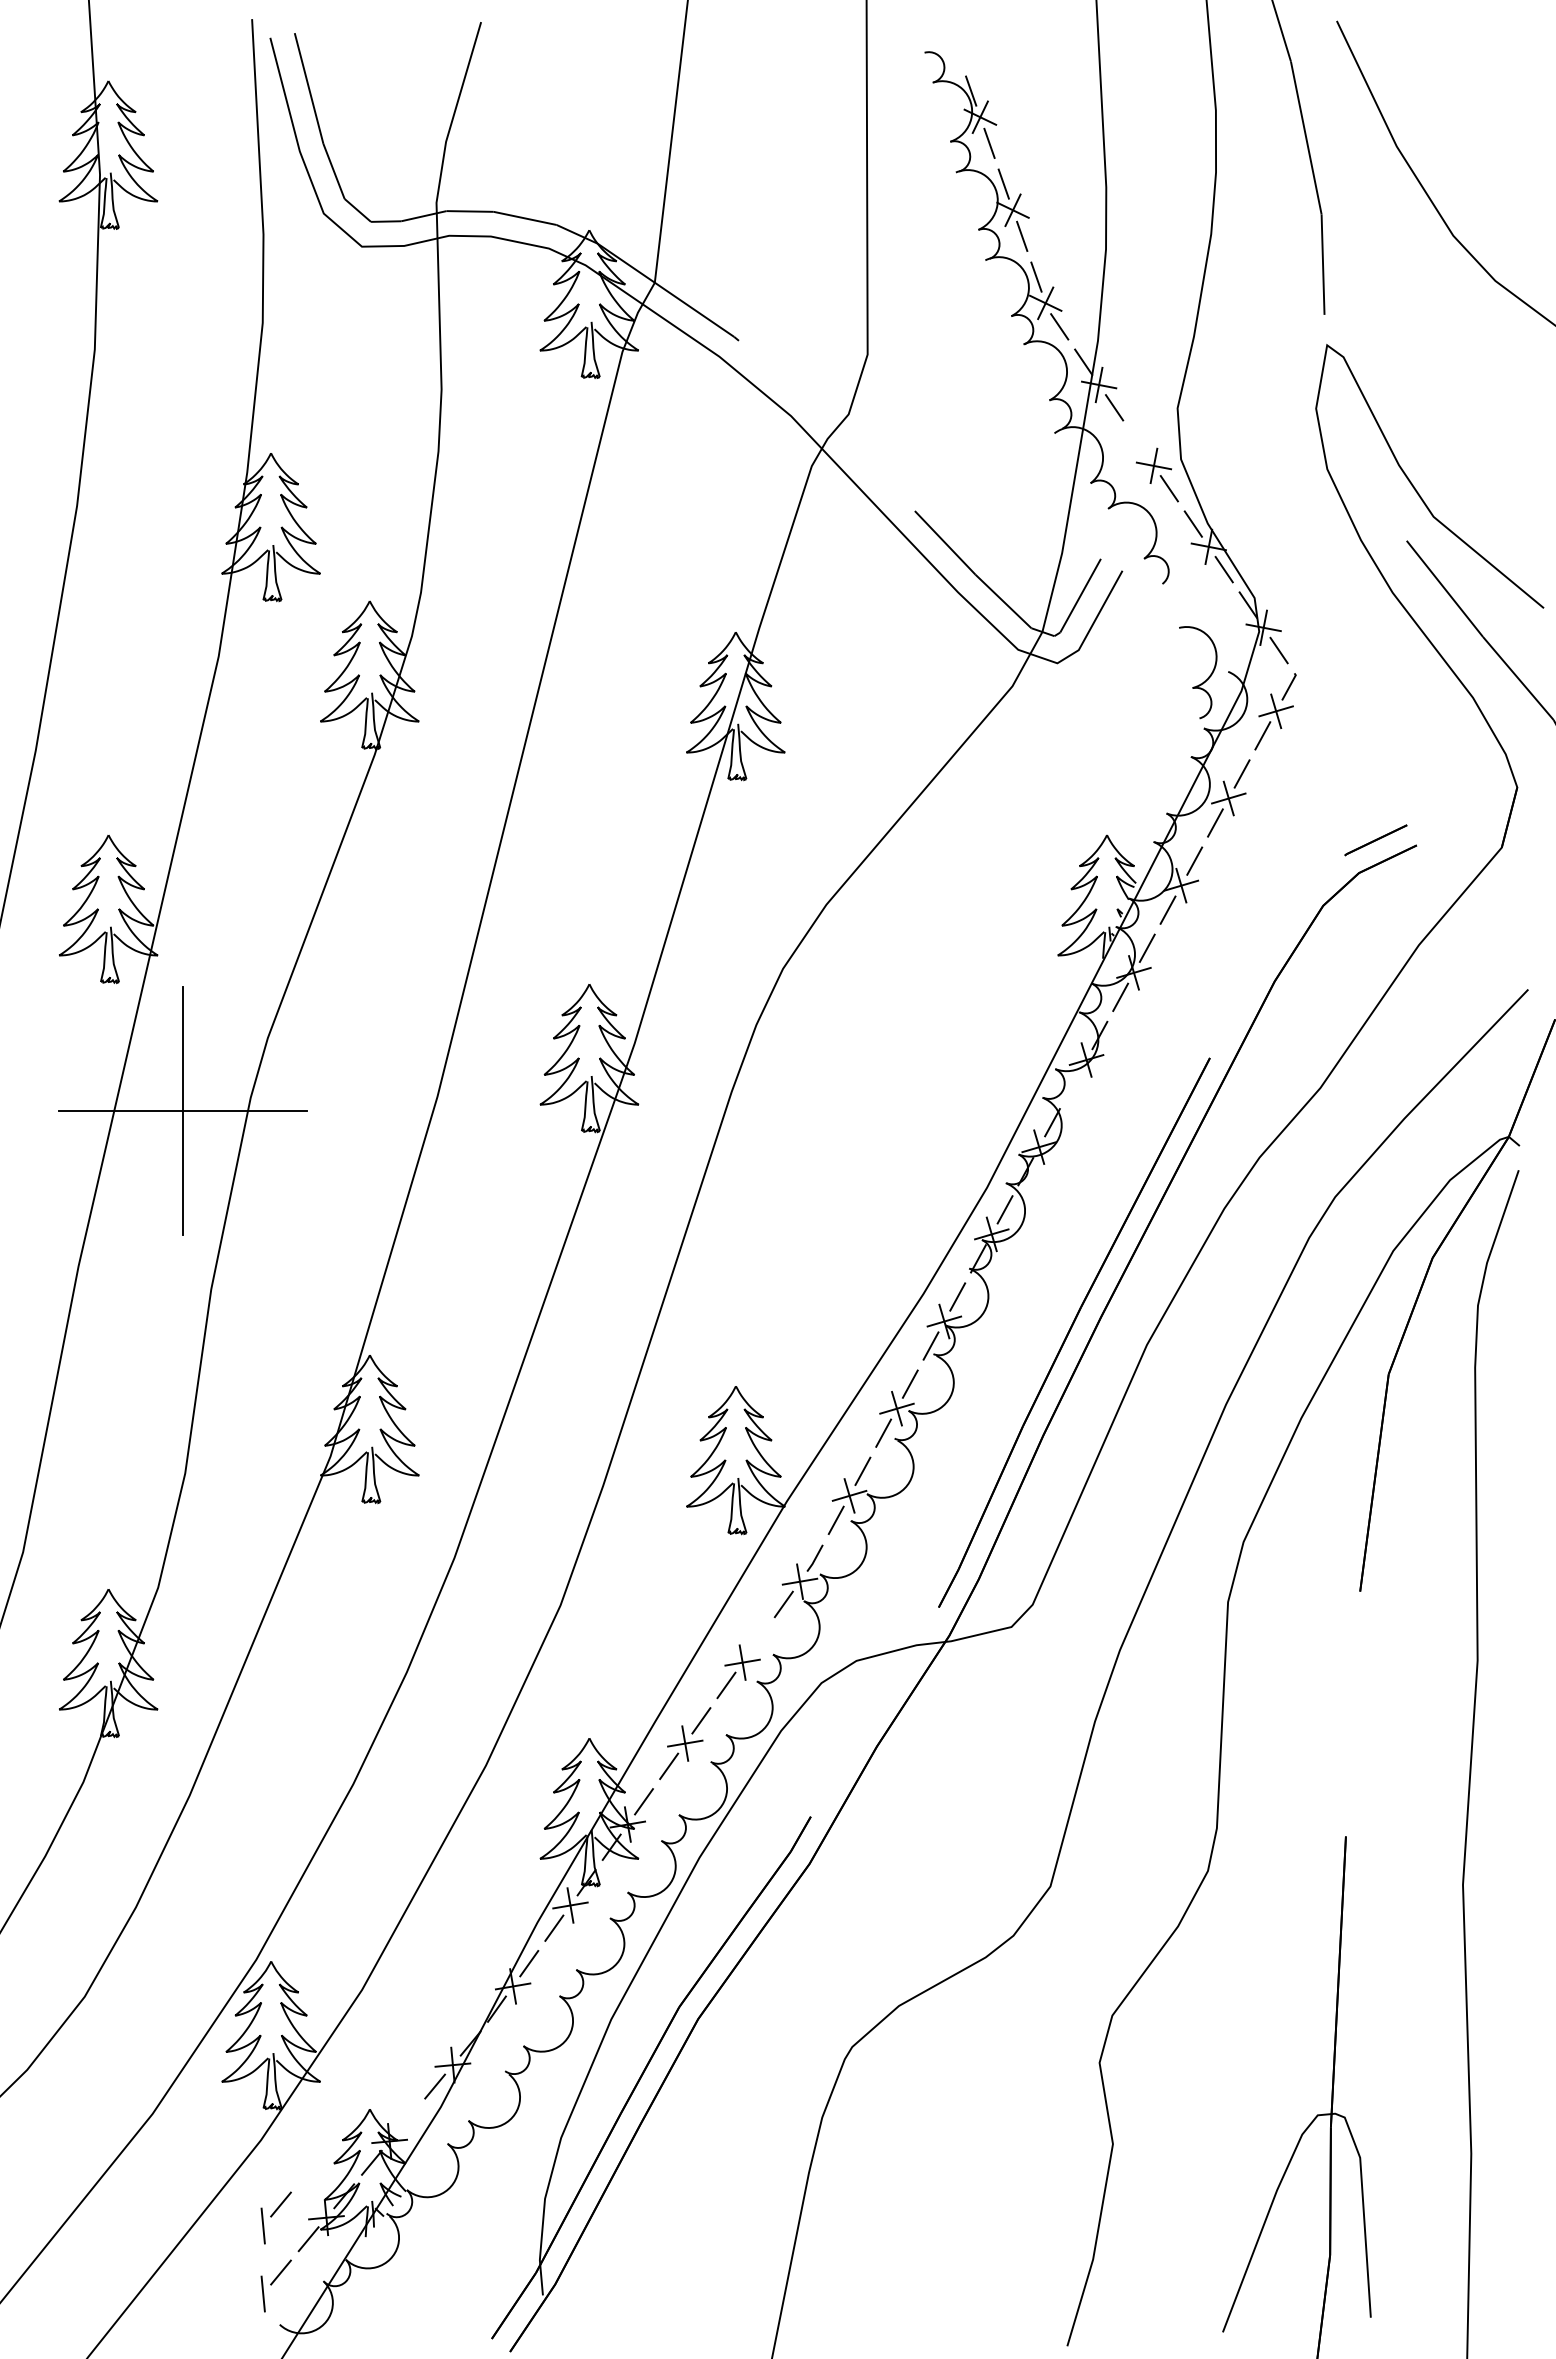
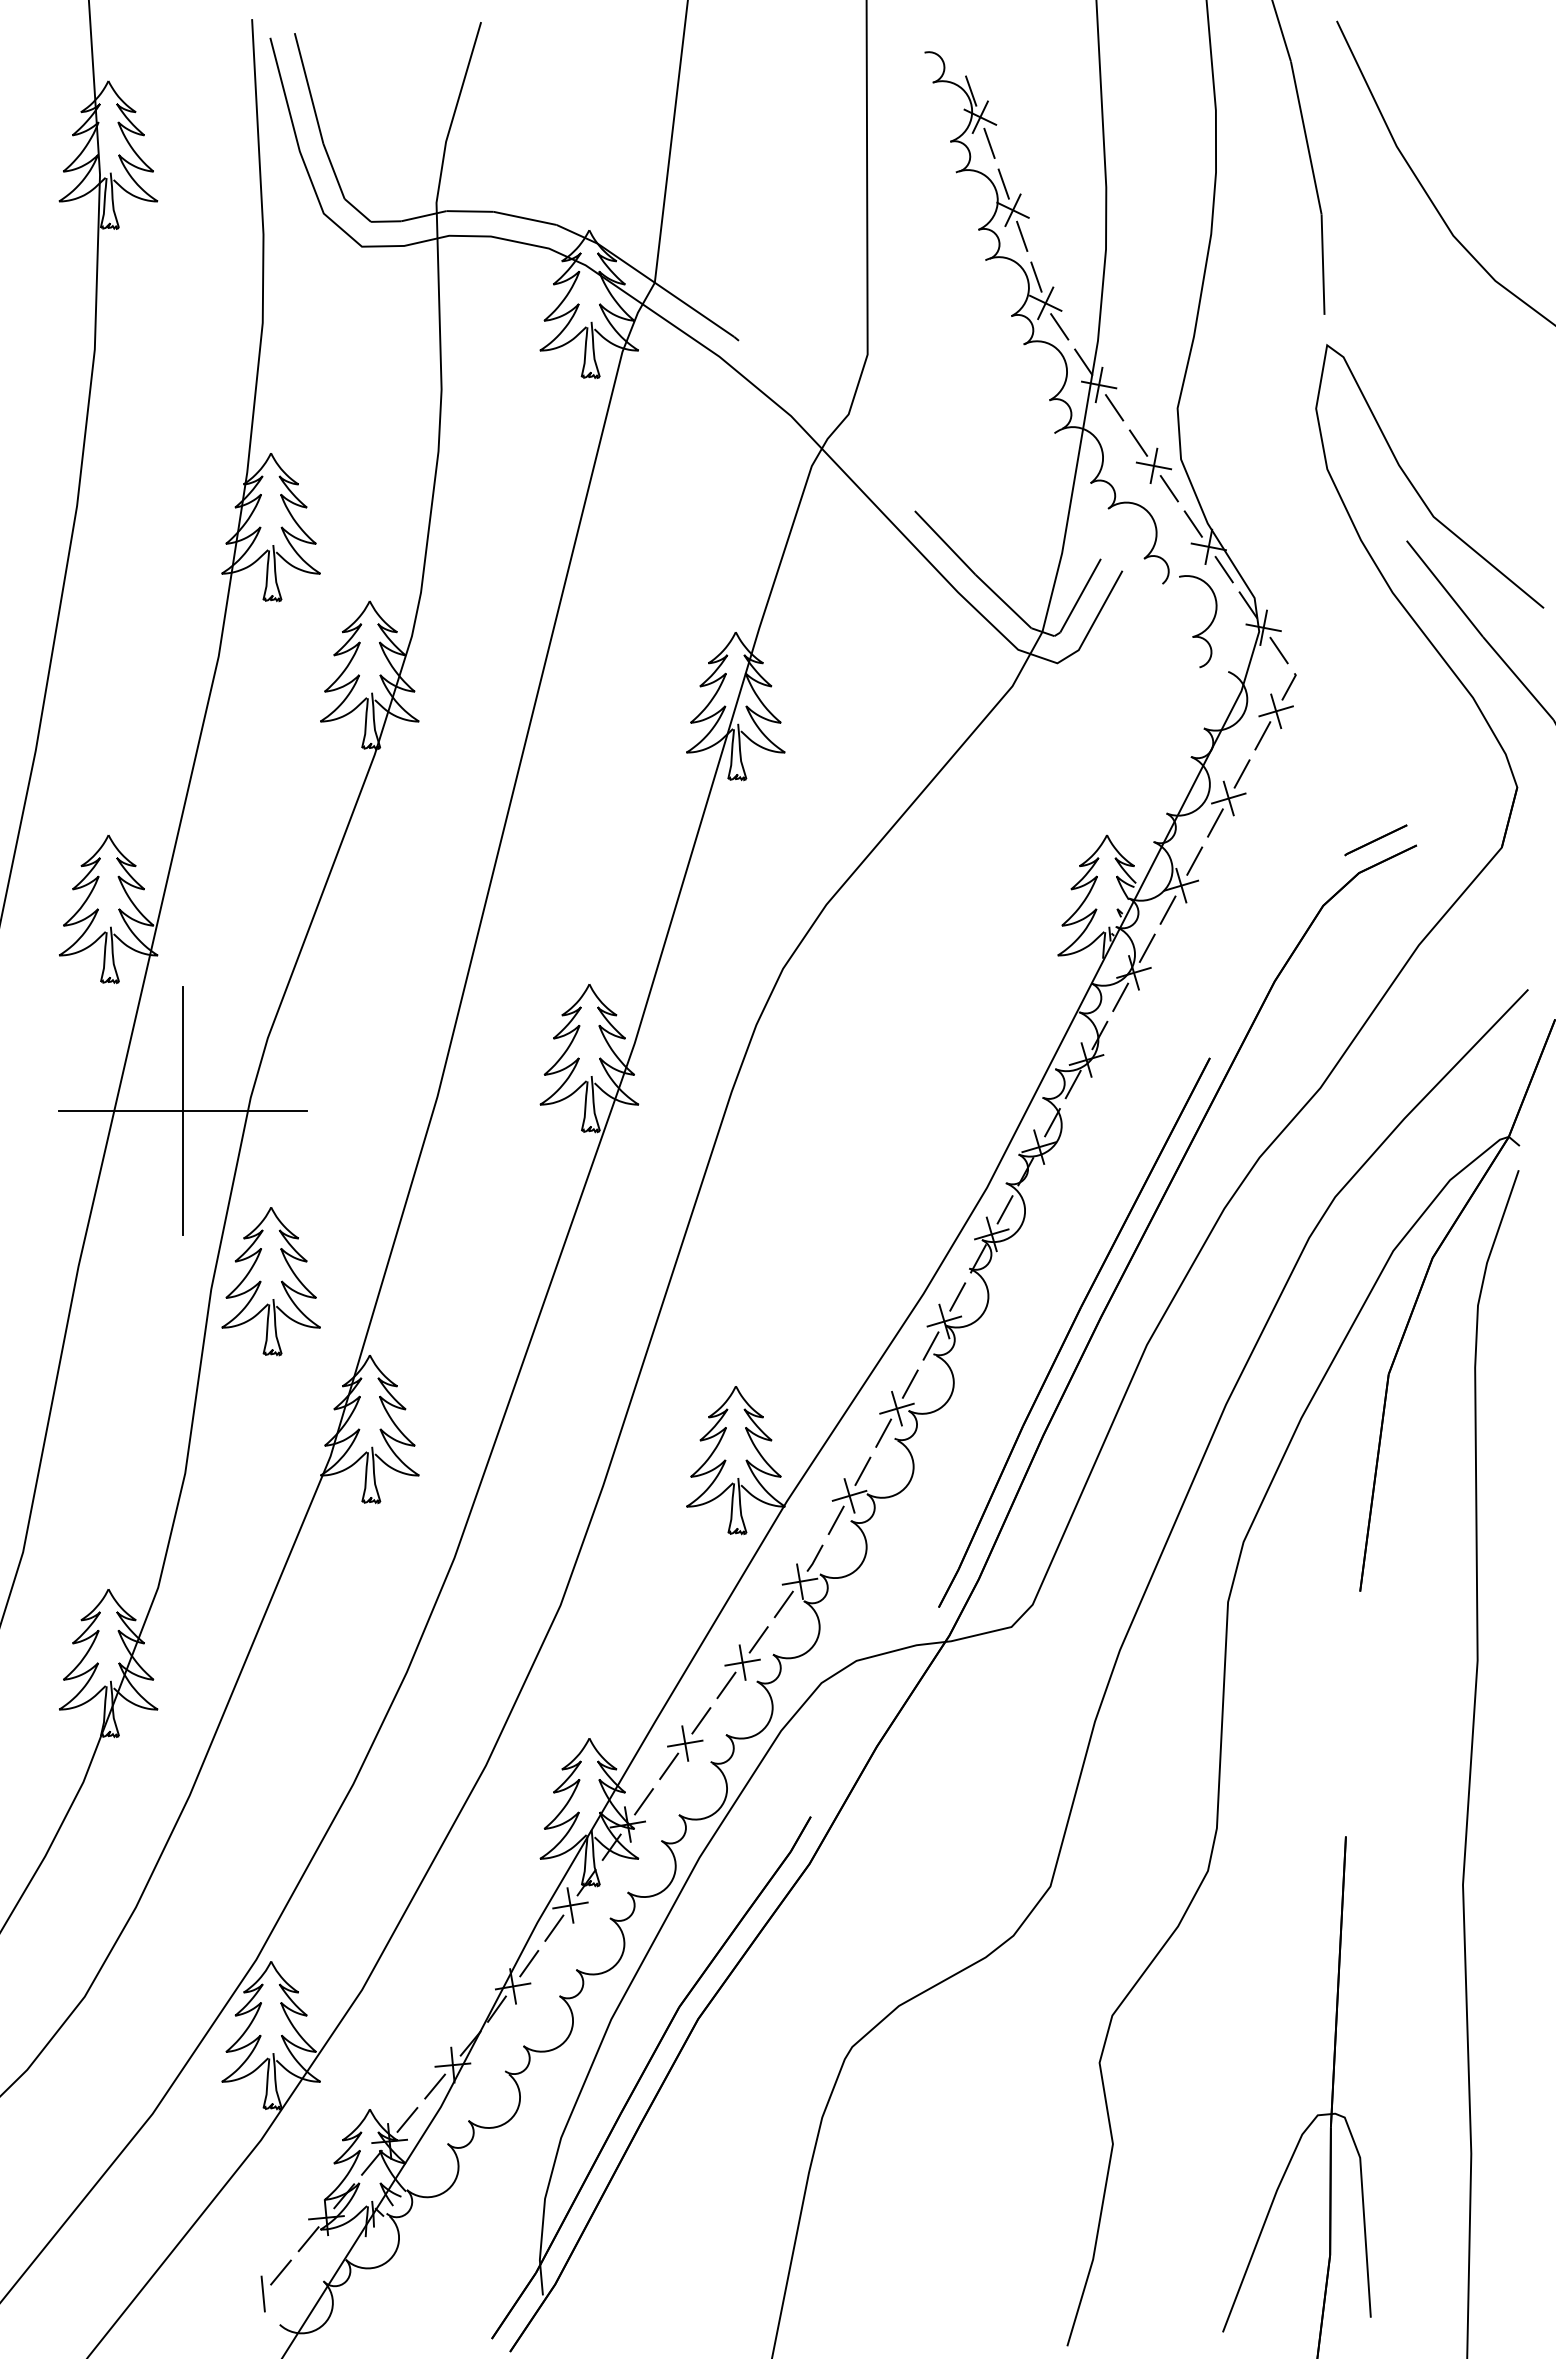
line: none -> present (1138, 442)
part position: (1203, 681) -> (1203, 630) (1203, 630)
line: none -> present (1072, 1084)
part: none -> present (270, 1281)
line: none -> present (758, 1639)
line: none -> present (407, 2119)
part: present -> none (275, 2217)
